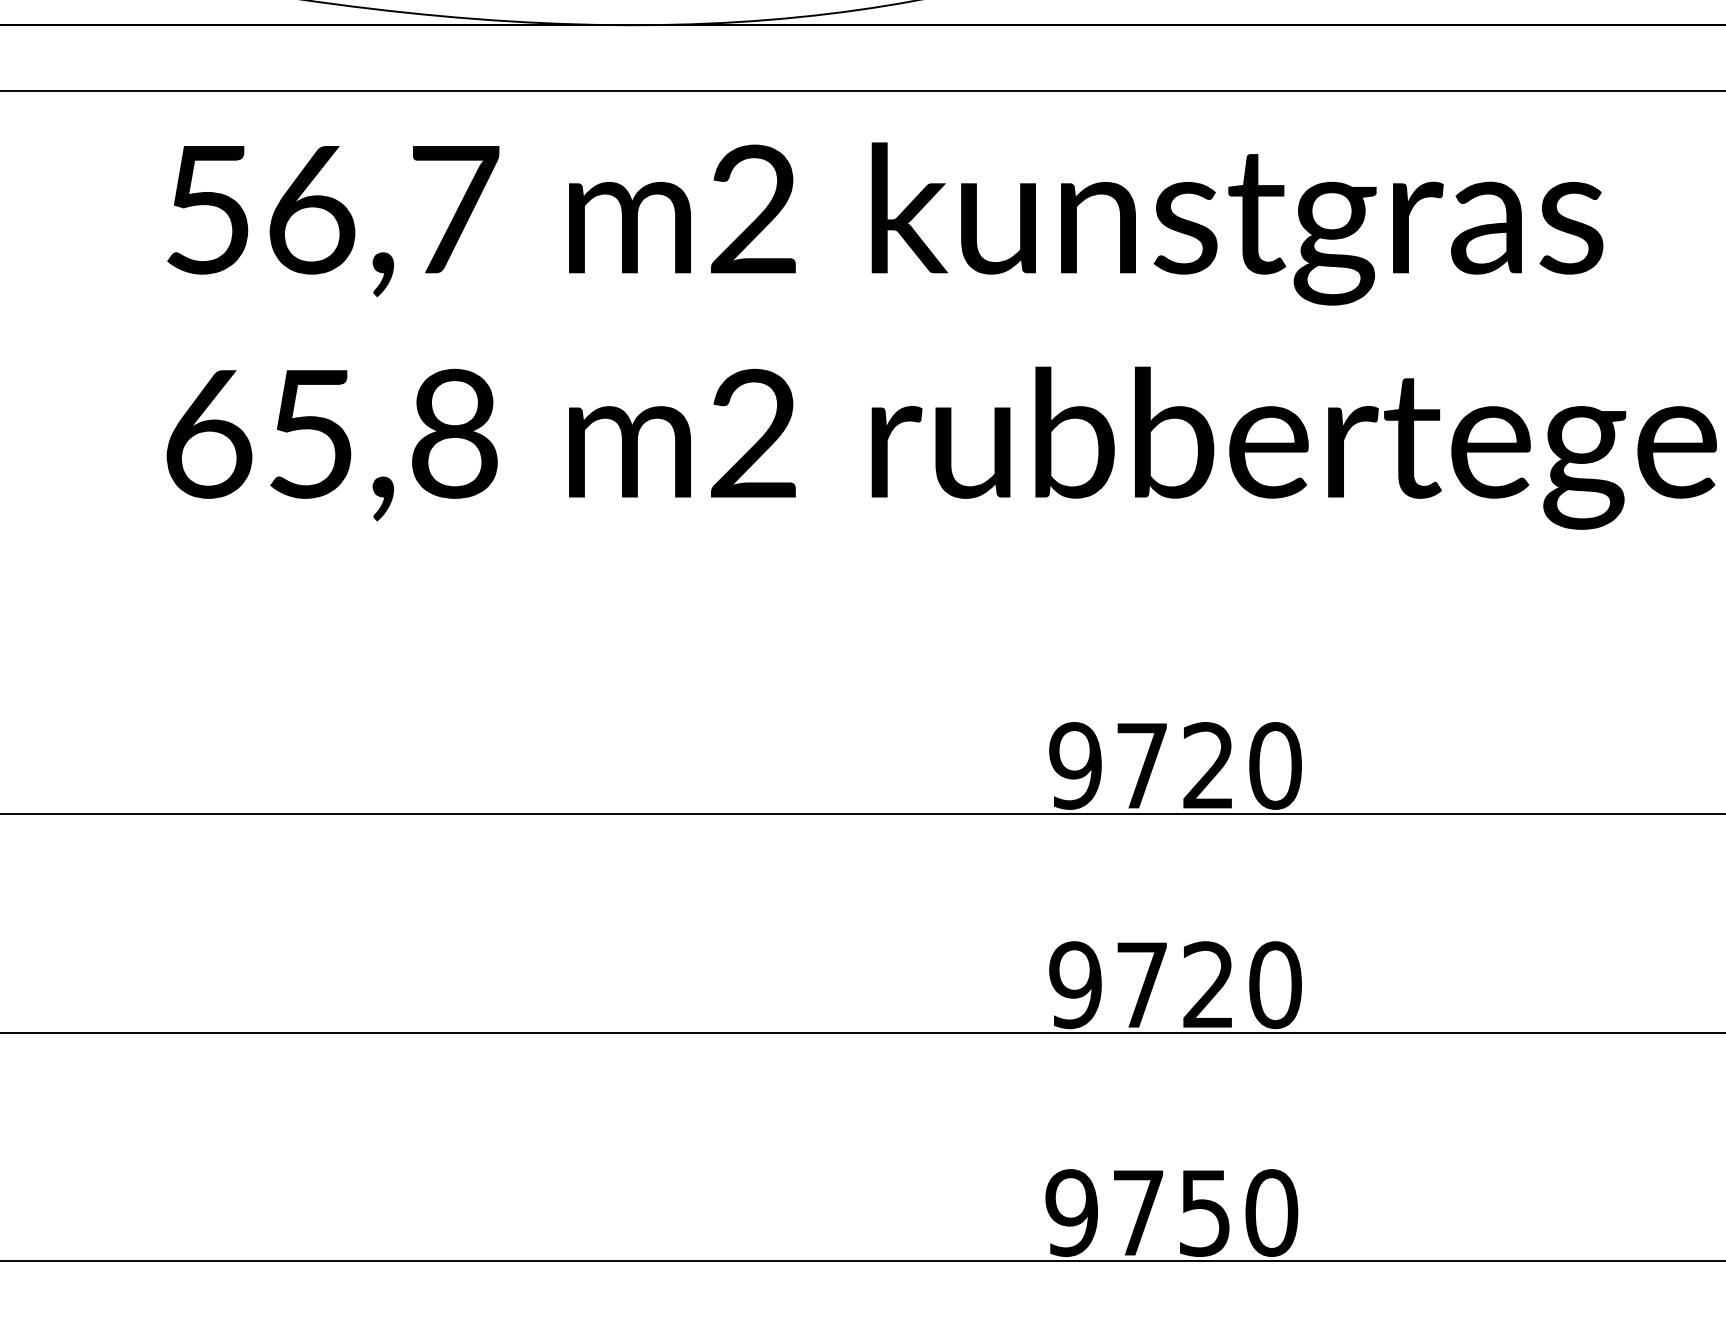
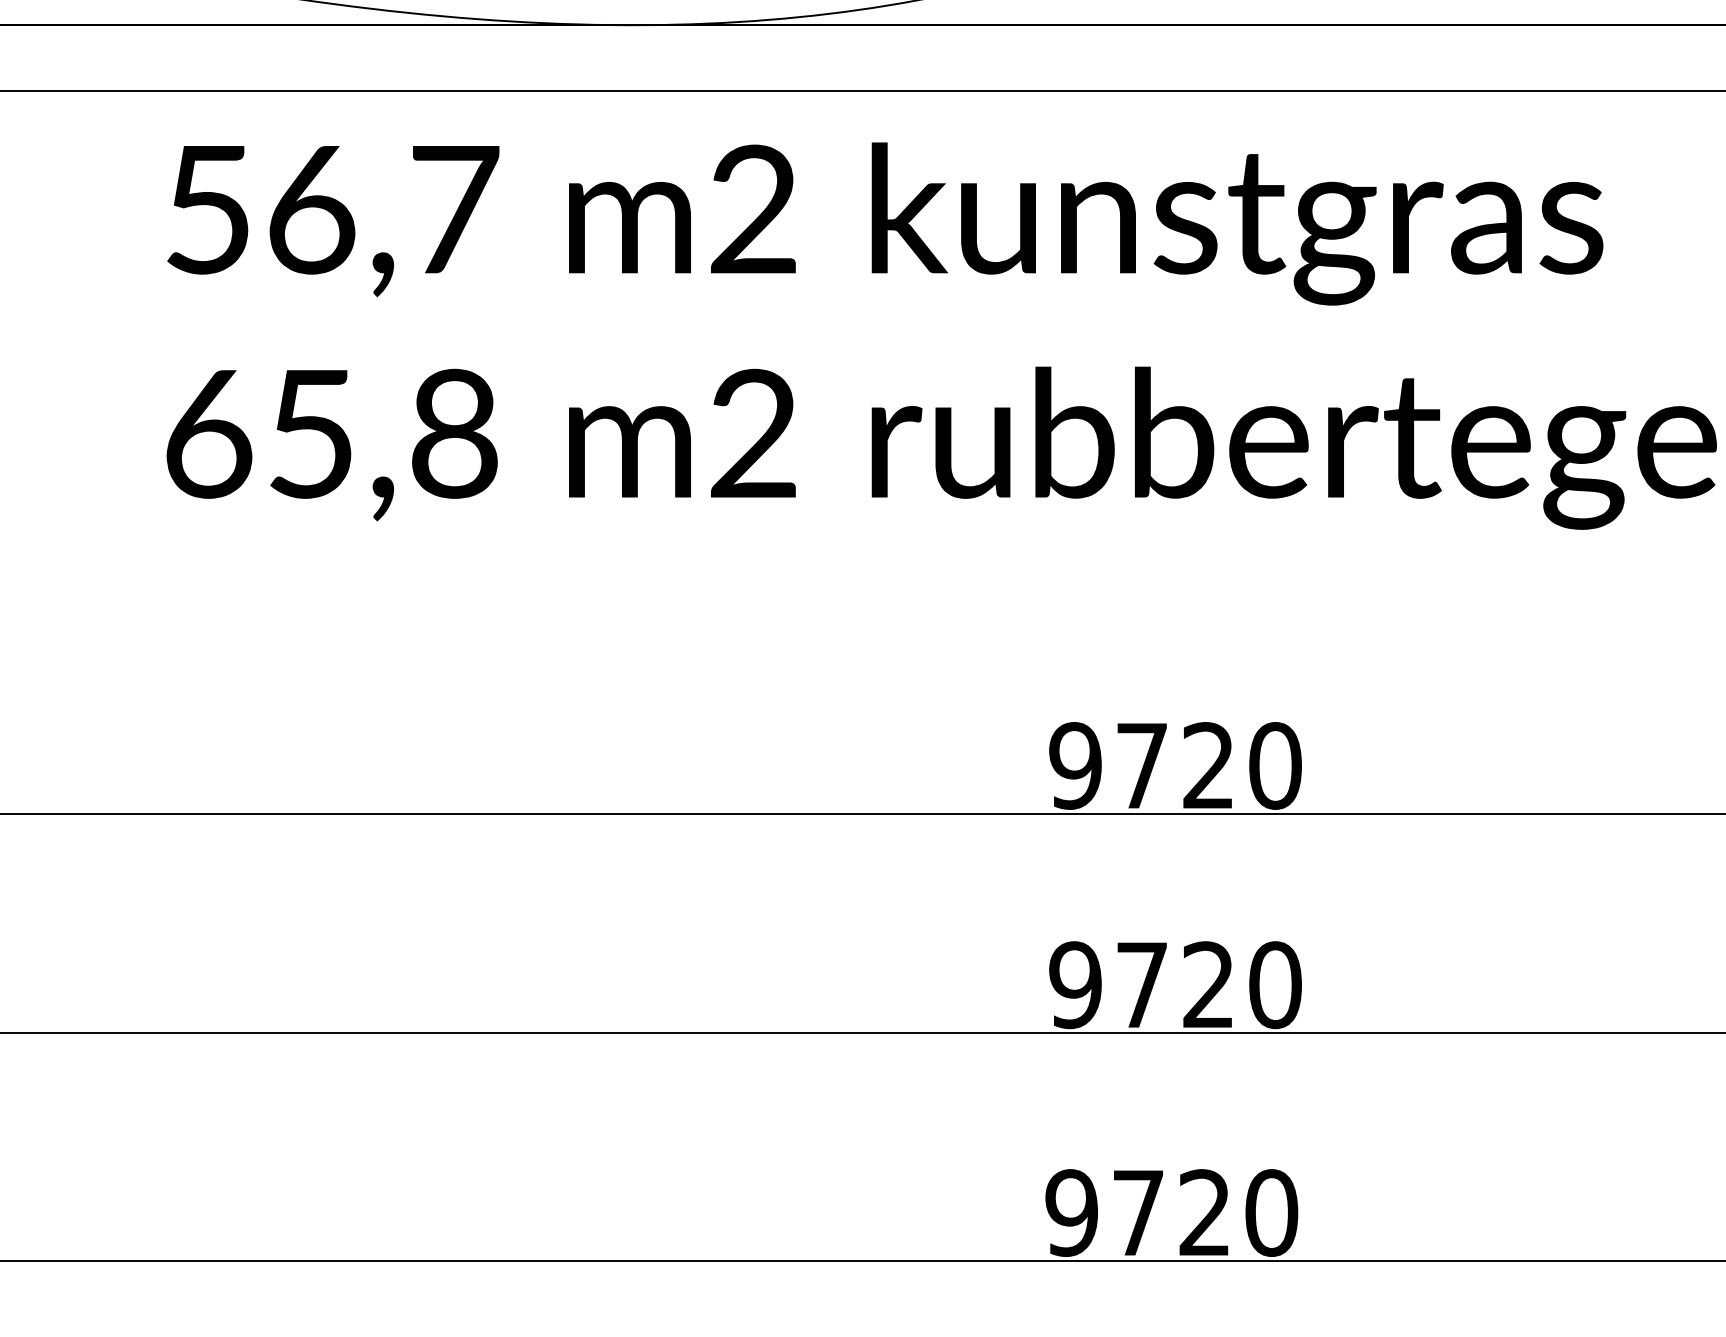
text: 9750 -> 9720 (1204, 1212)
